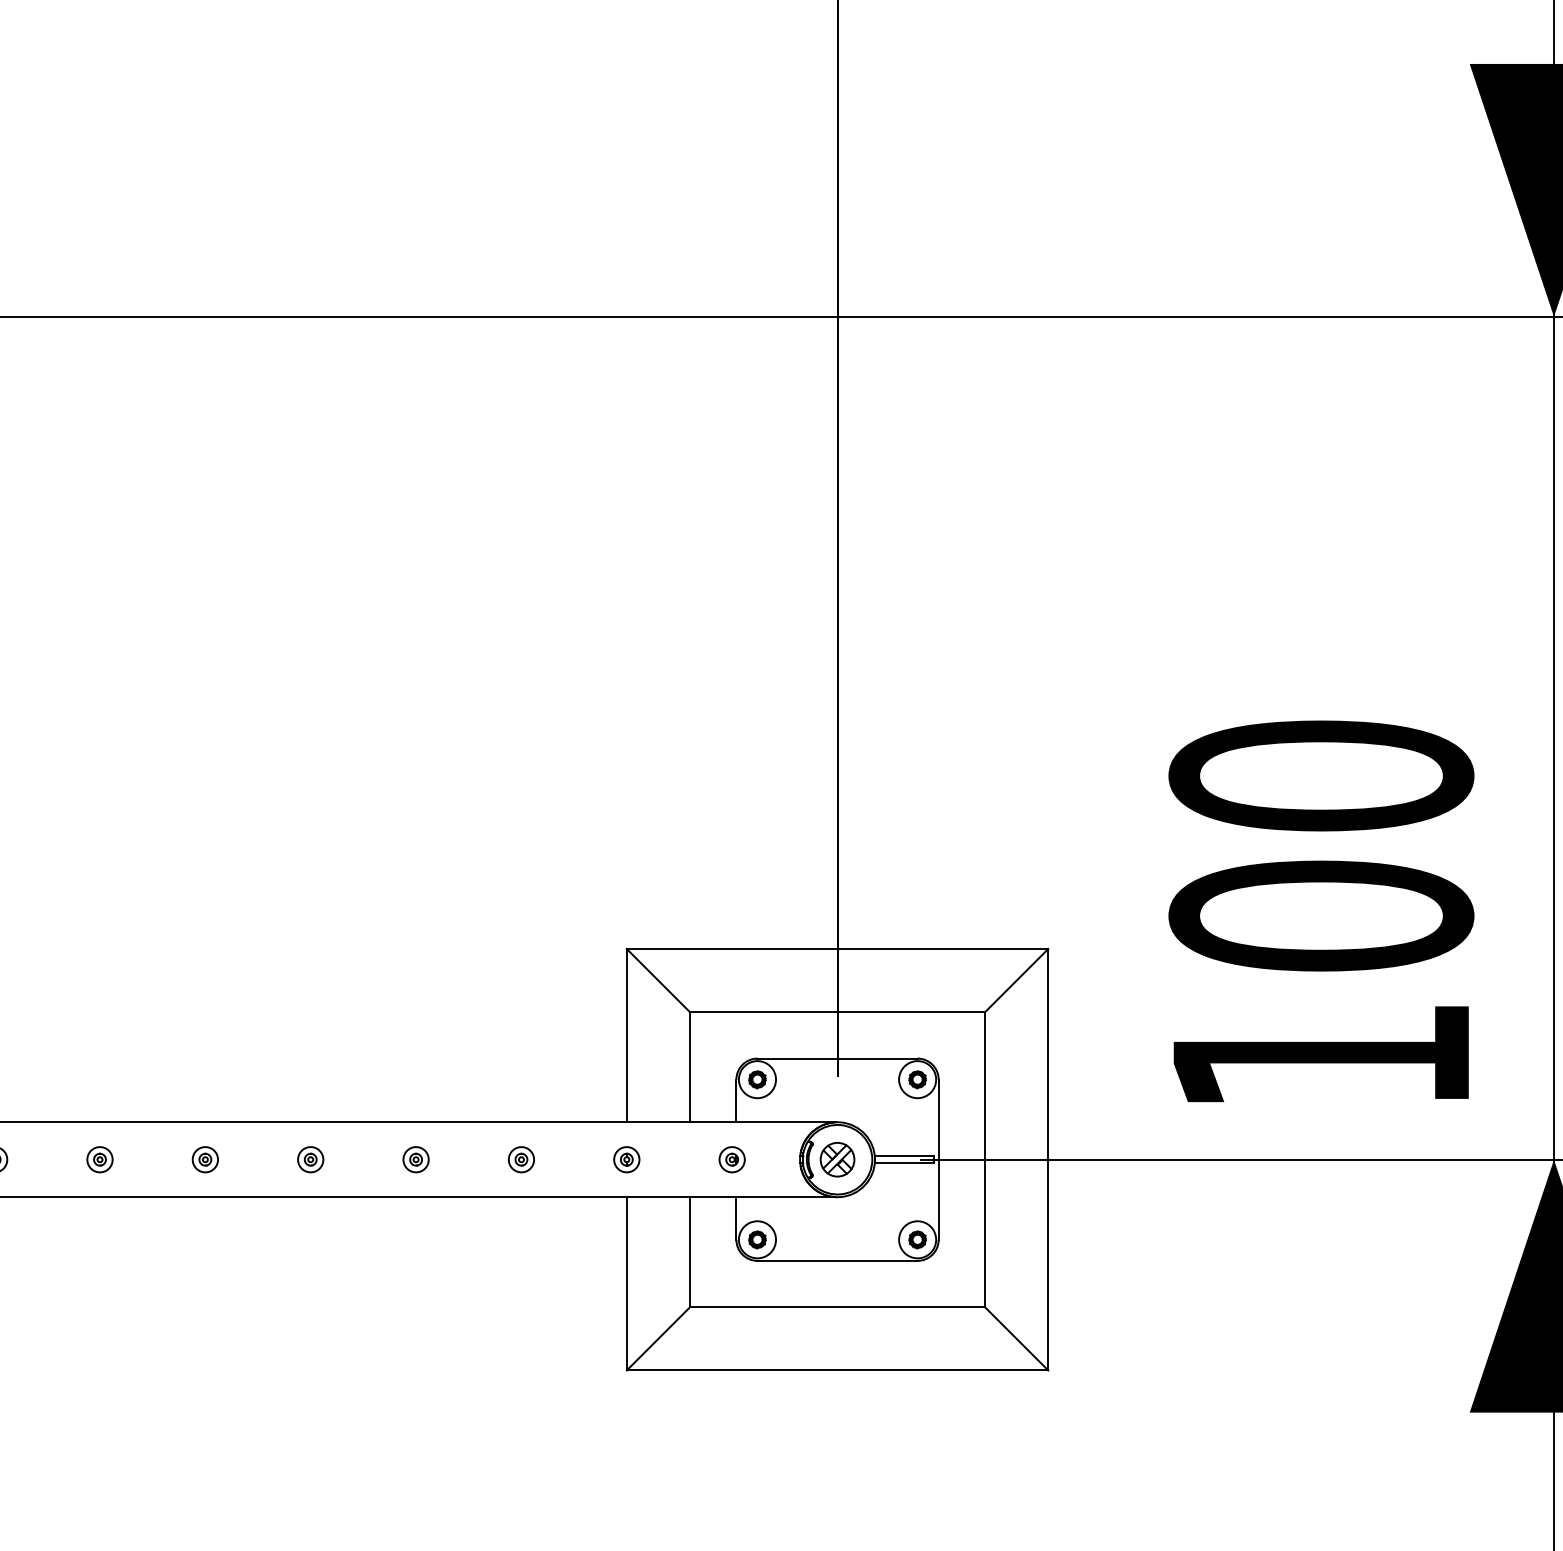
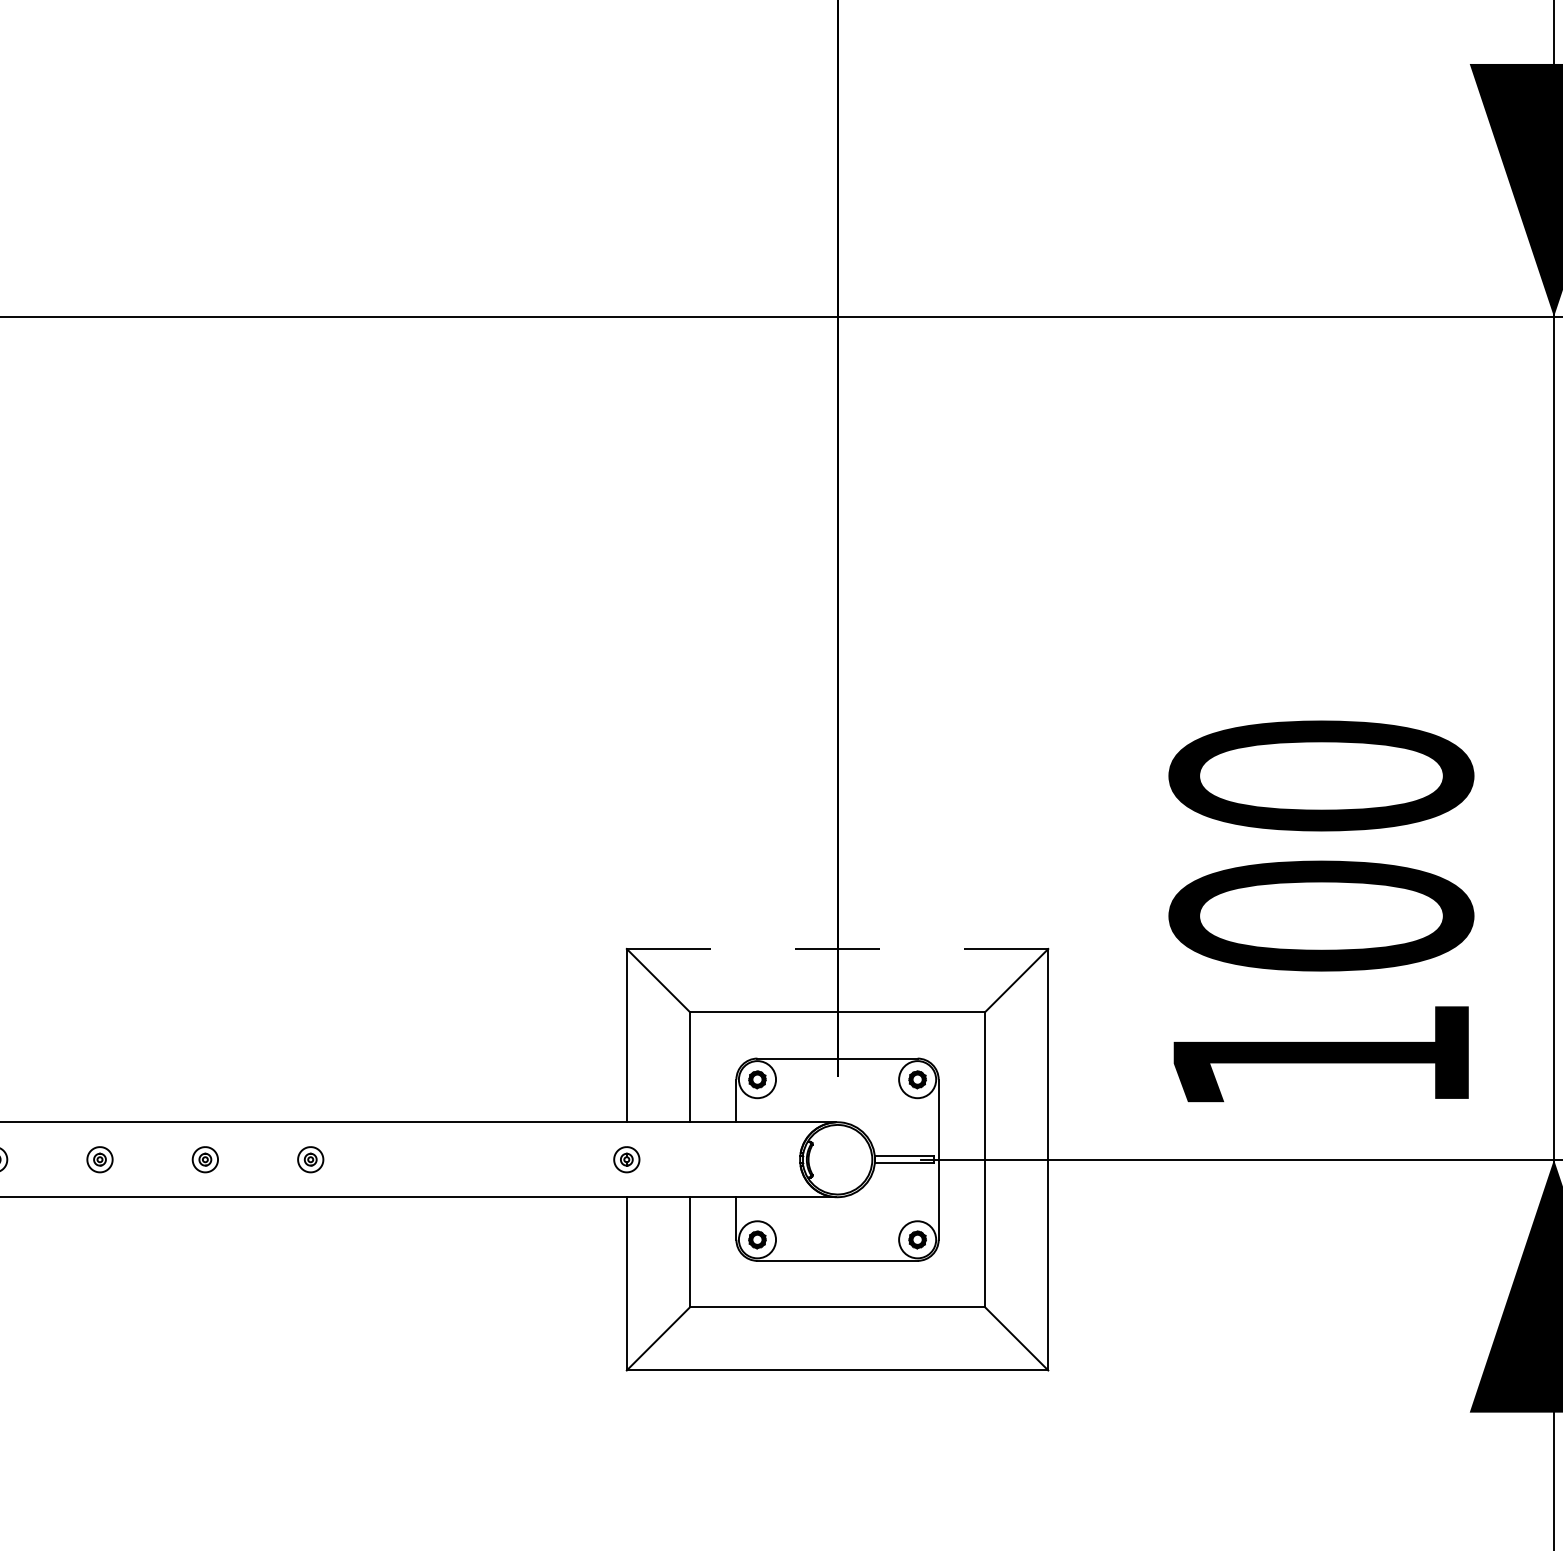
line: solid -> dashed (837, 949)
part: present -> none (415, 1159)
part: present -> none (520, 1159)
part: present -> none (731, 1159)
part: present -> none (837, 1159)
